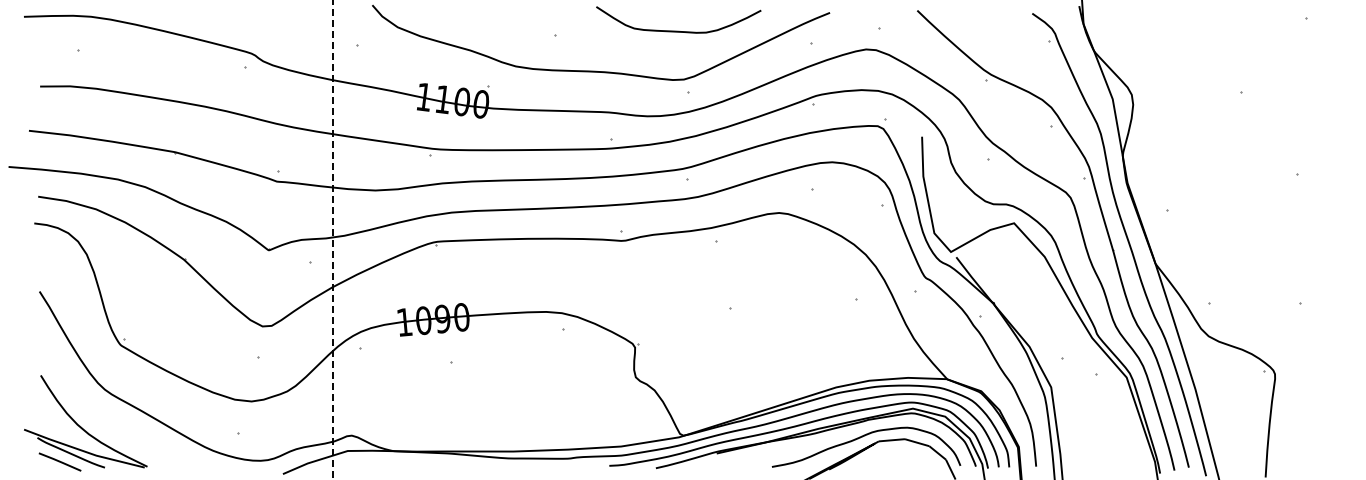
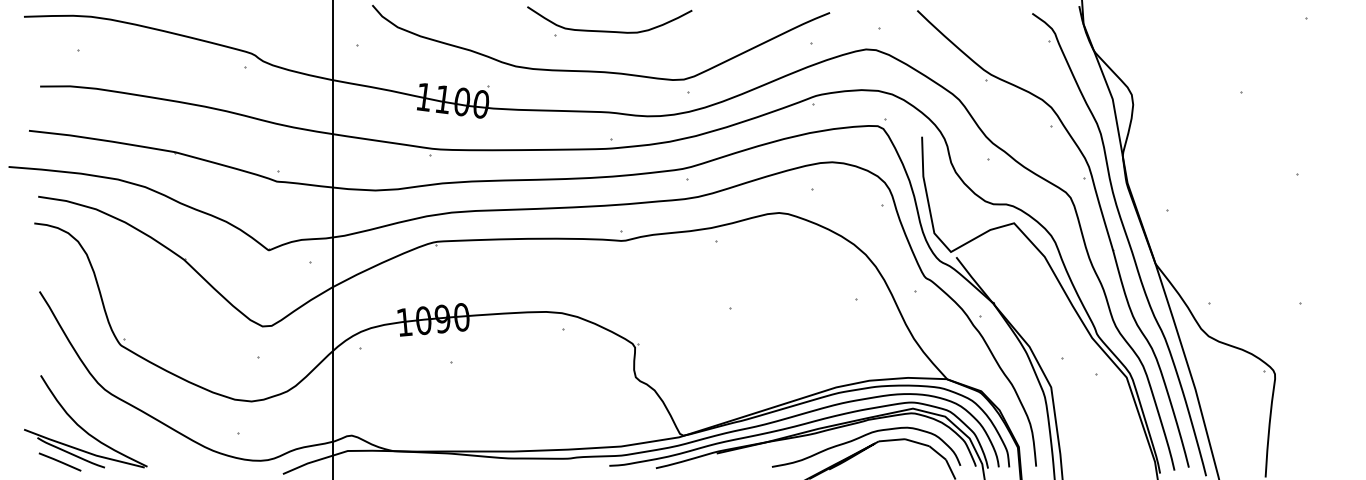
curve position: (678, 30) -> (609, 30) (609, 30)
line: dashed -> solid (332, 239)
